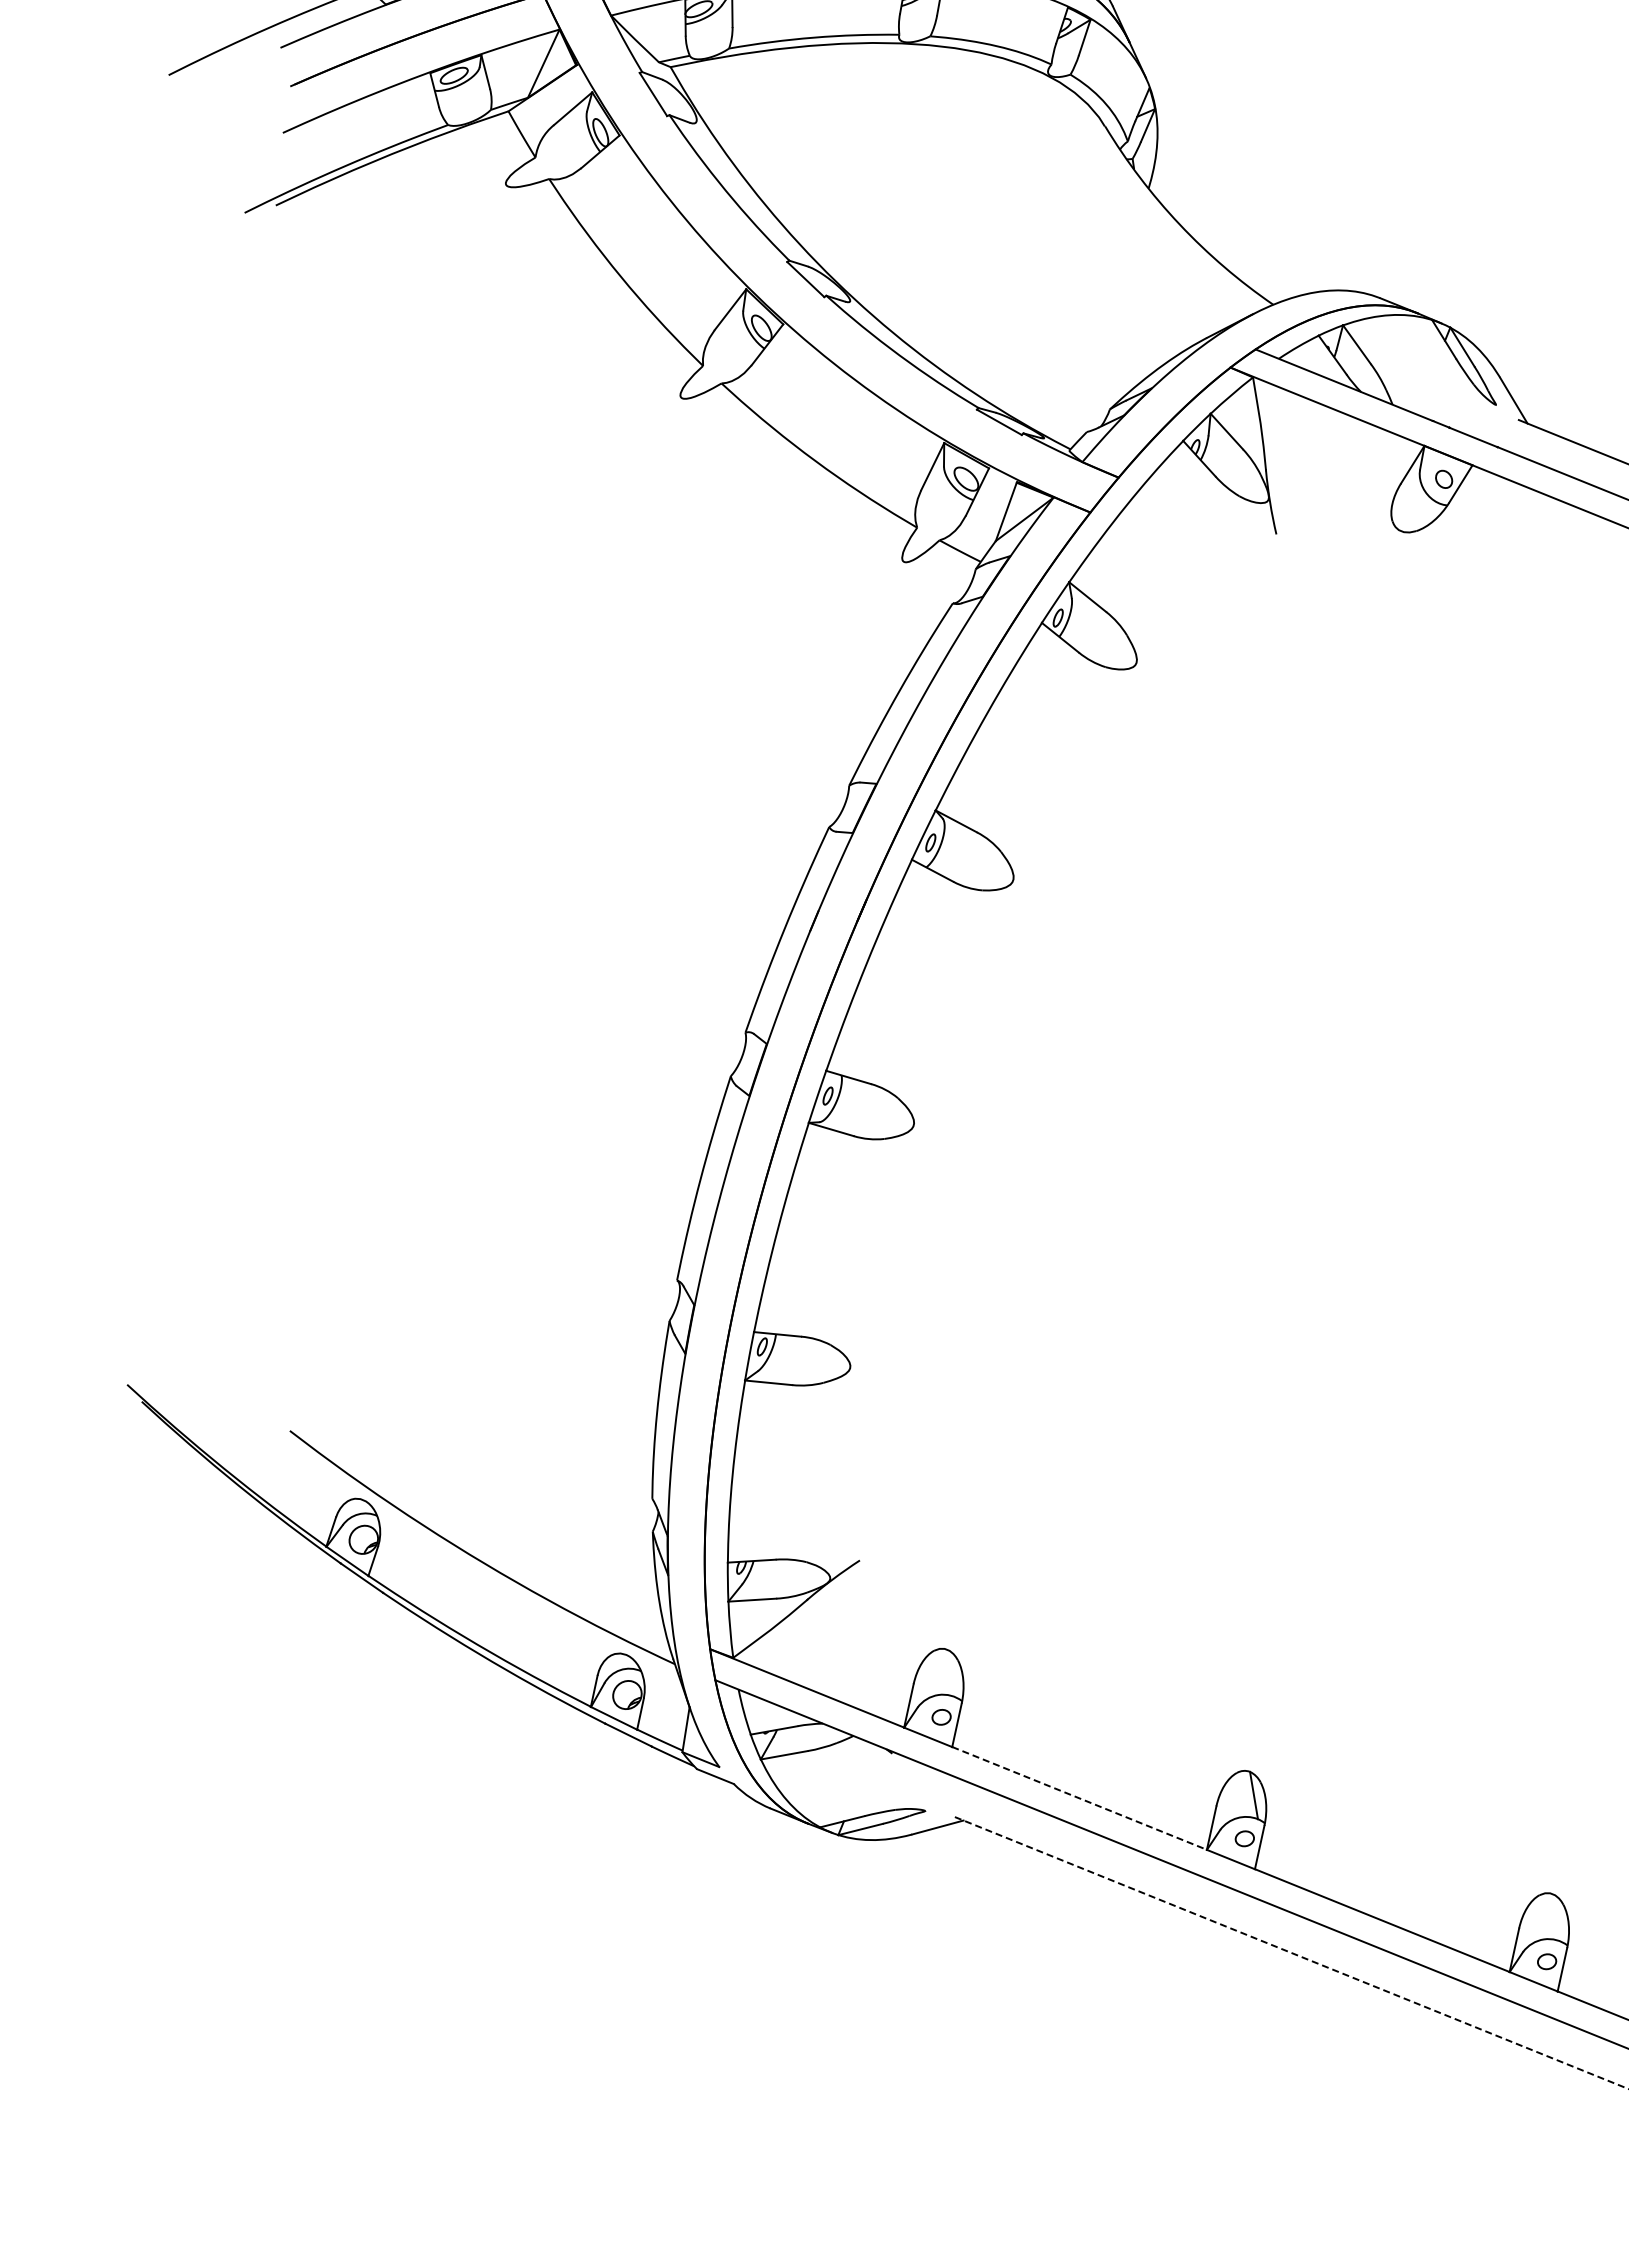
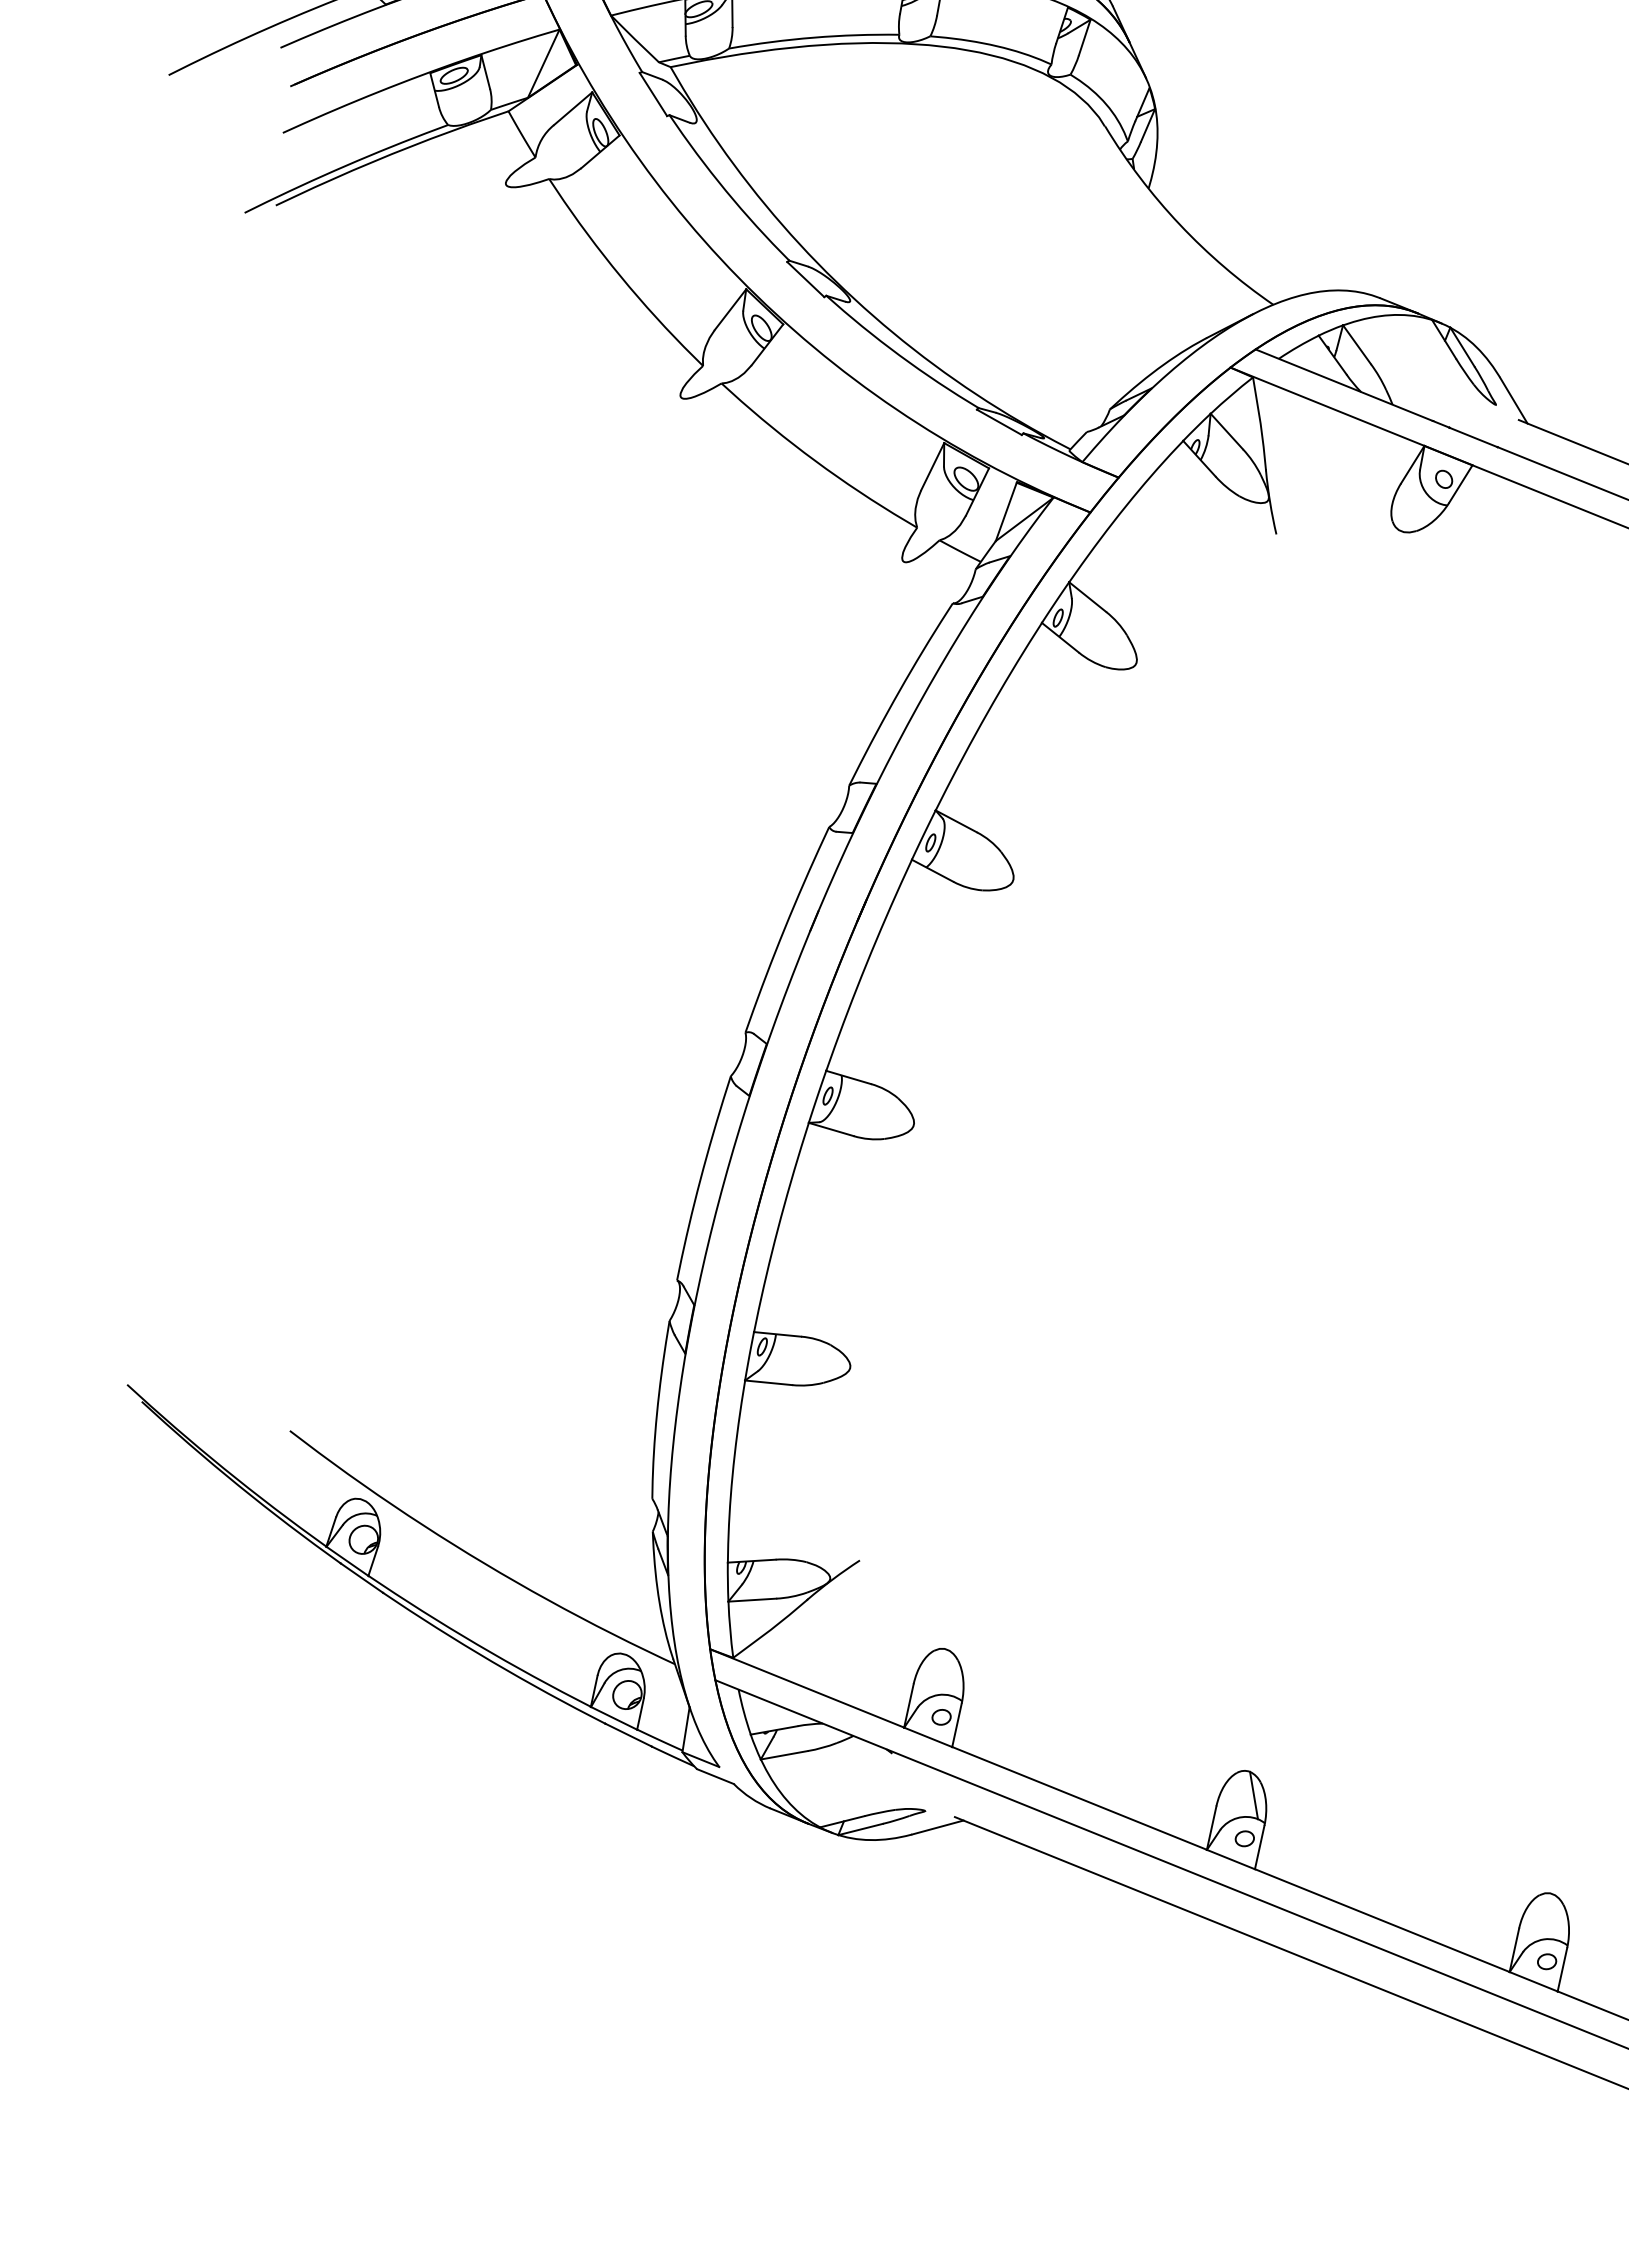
line: dashed -> solid (1080, 1798)
line: dashed -> solid (1292, 1953)
